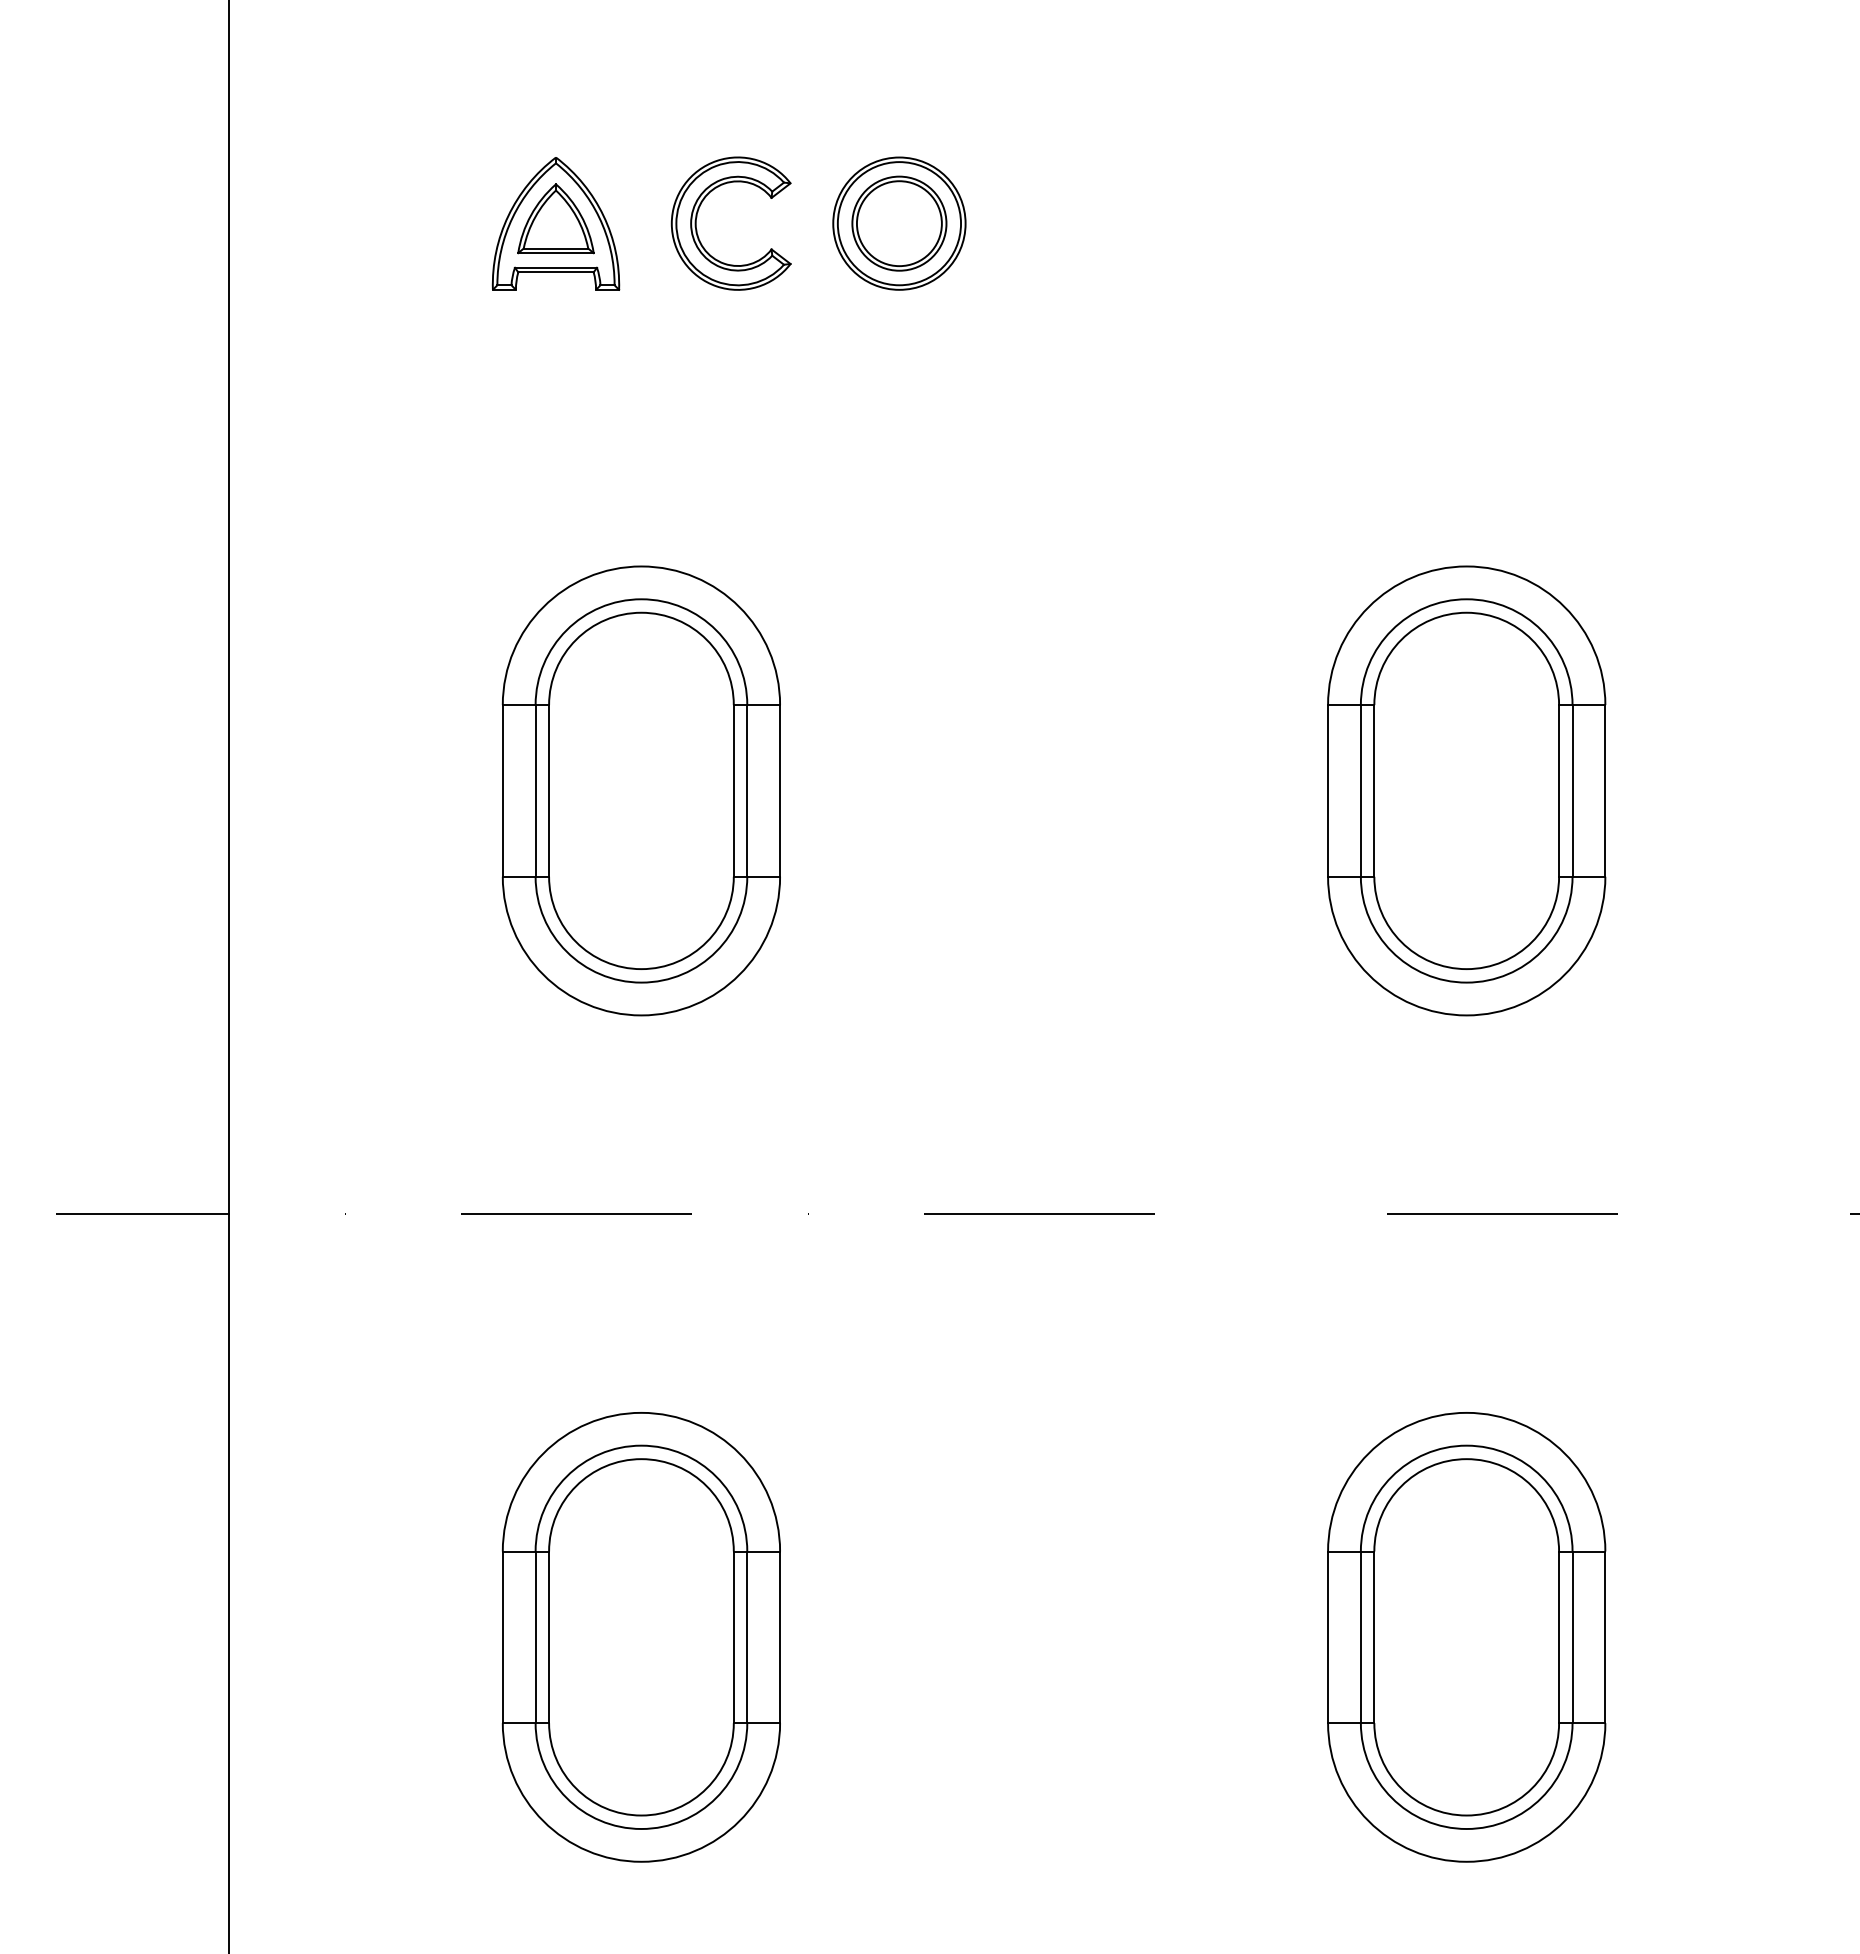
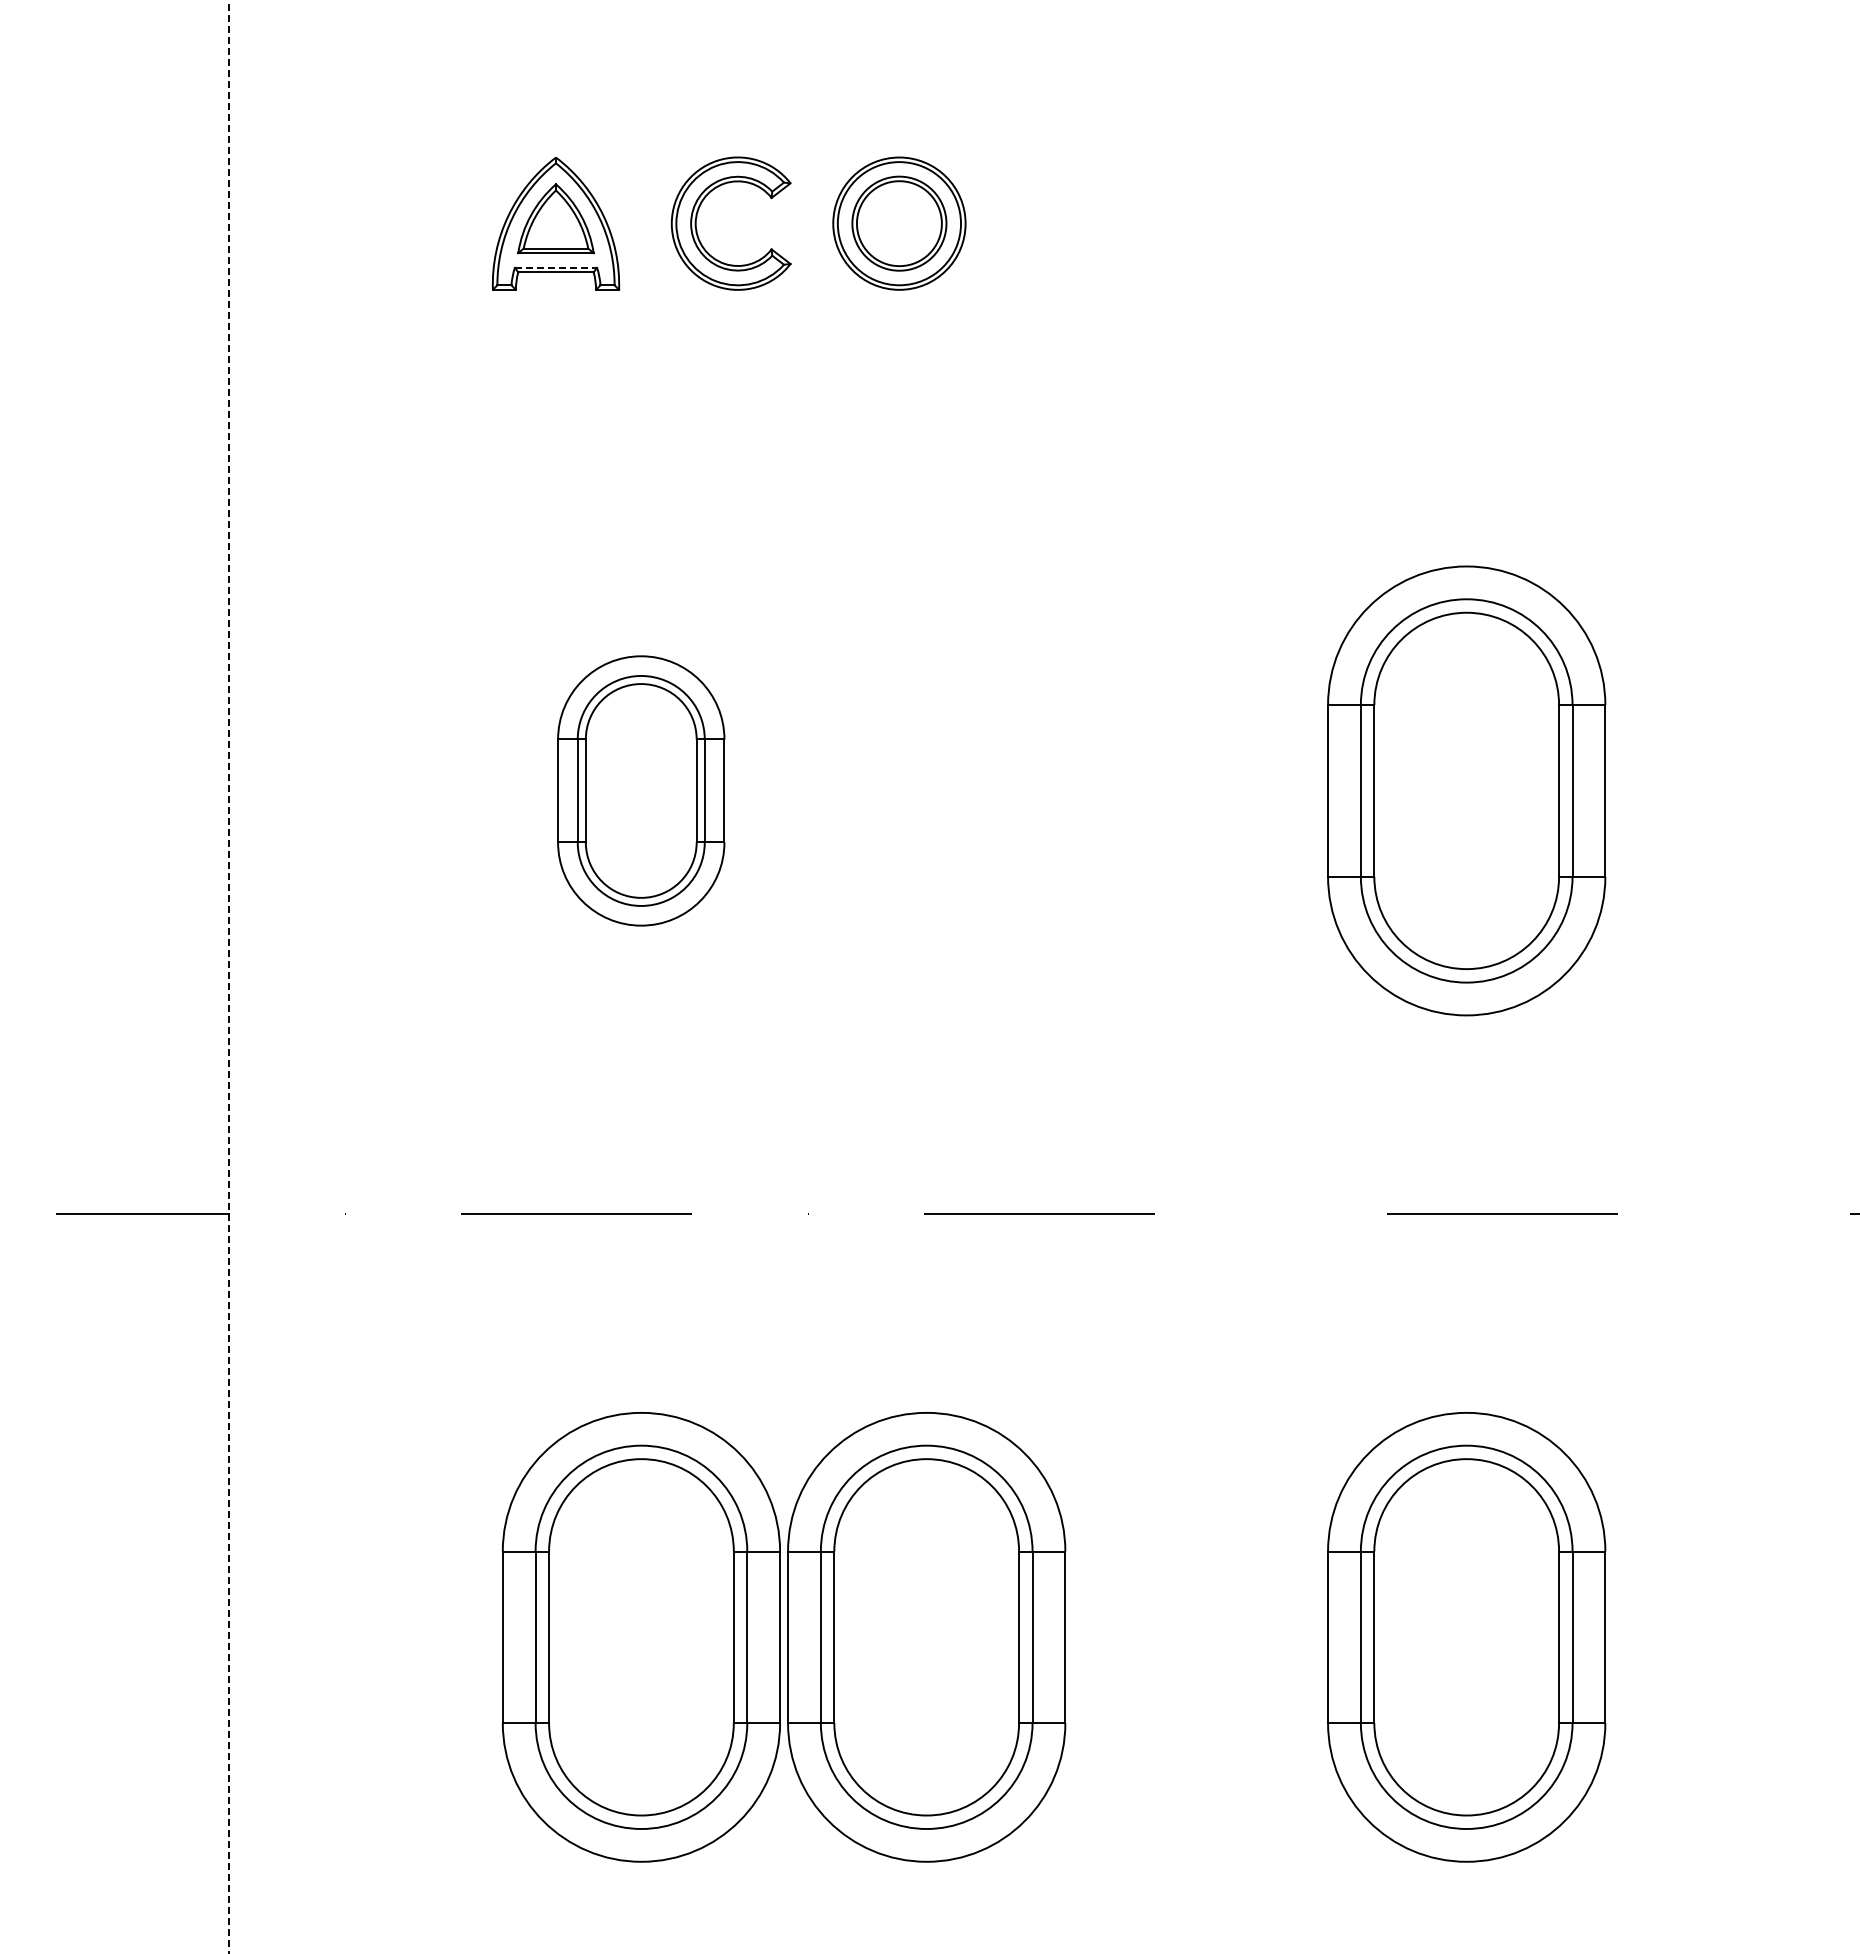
line: solid -> dashed (556, 267)
part size: 280x452 px -> 169x272 px (641, 790)
line: solid -> dashed (228, 977)
part: none -> present (926, 1637)
